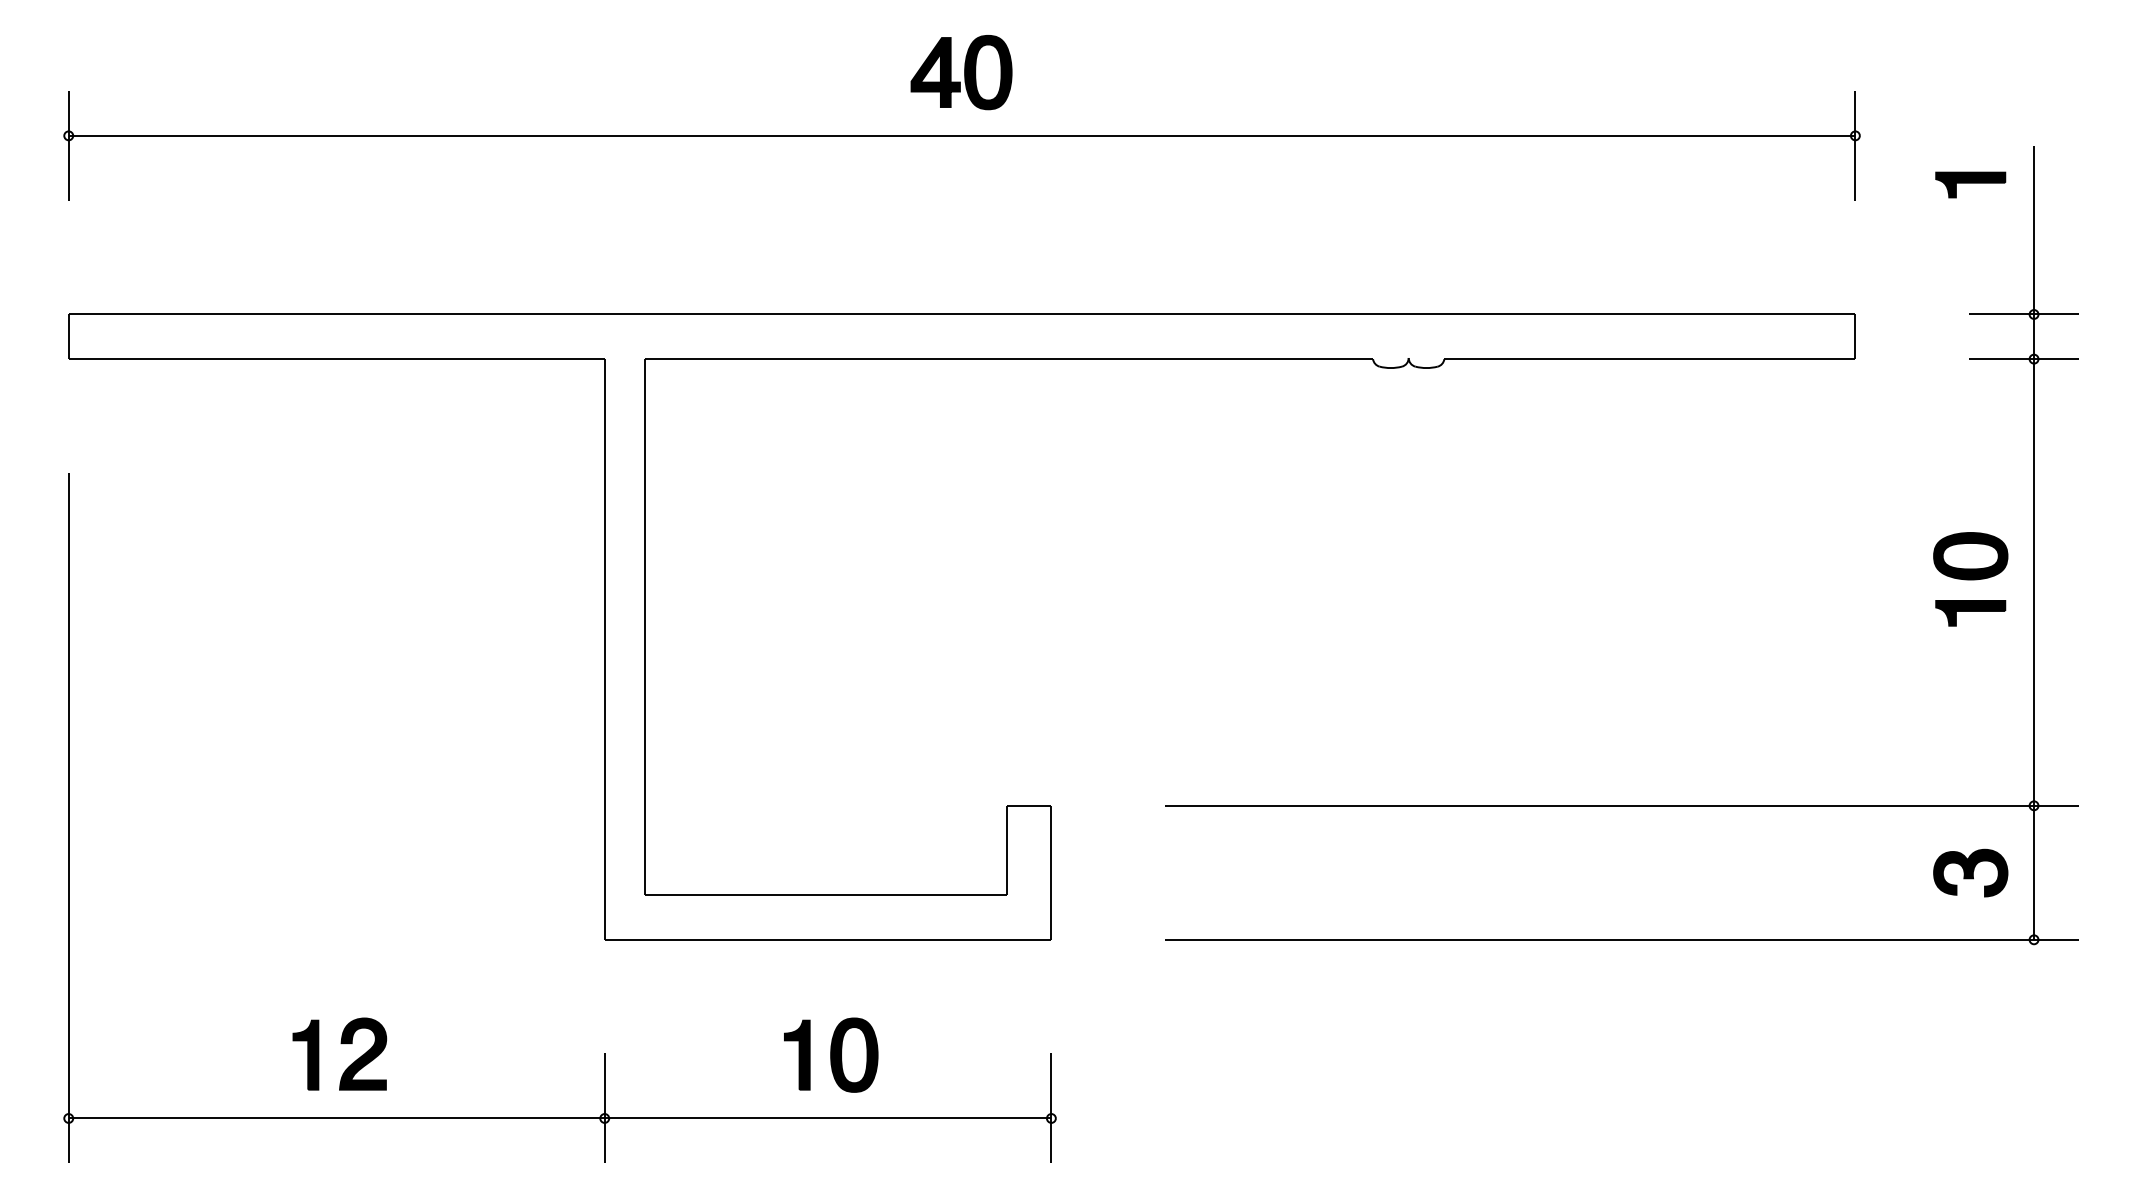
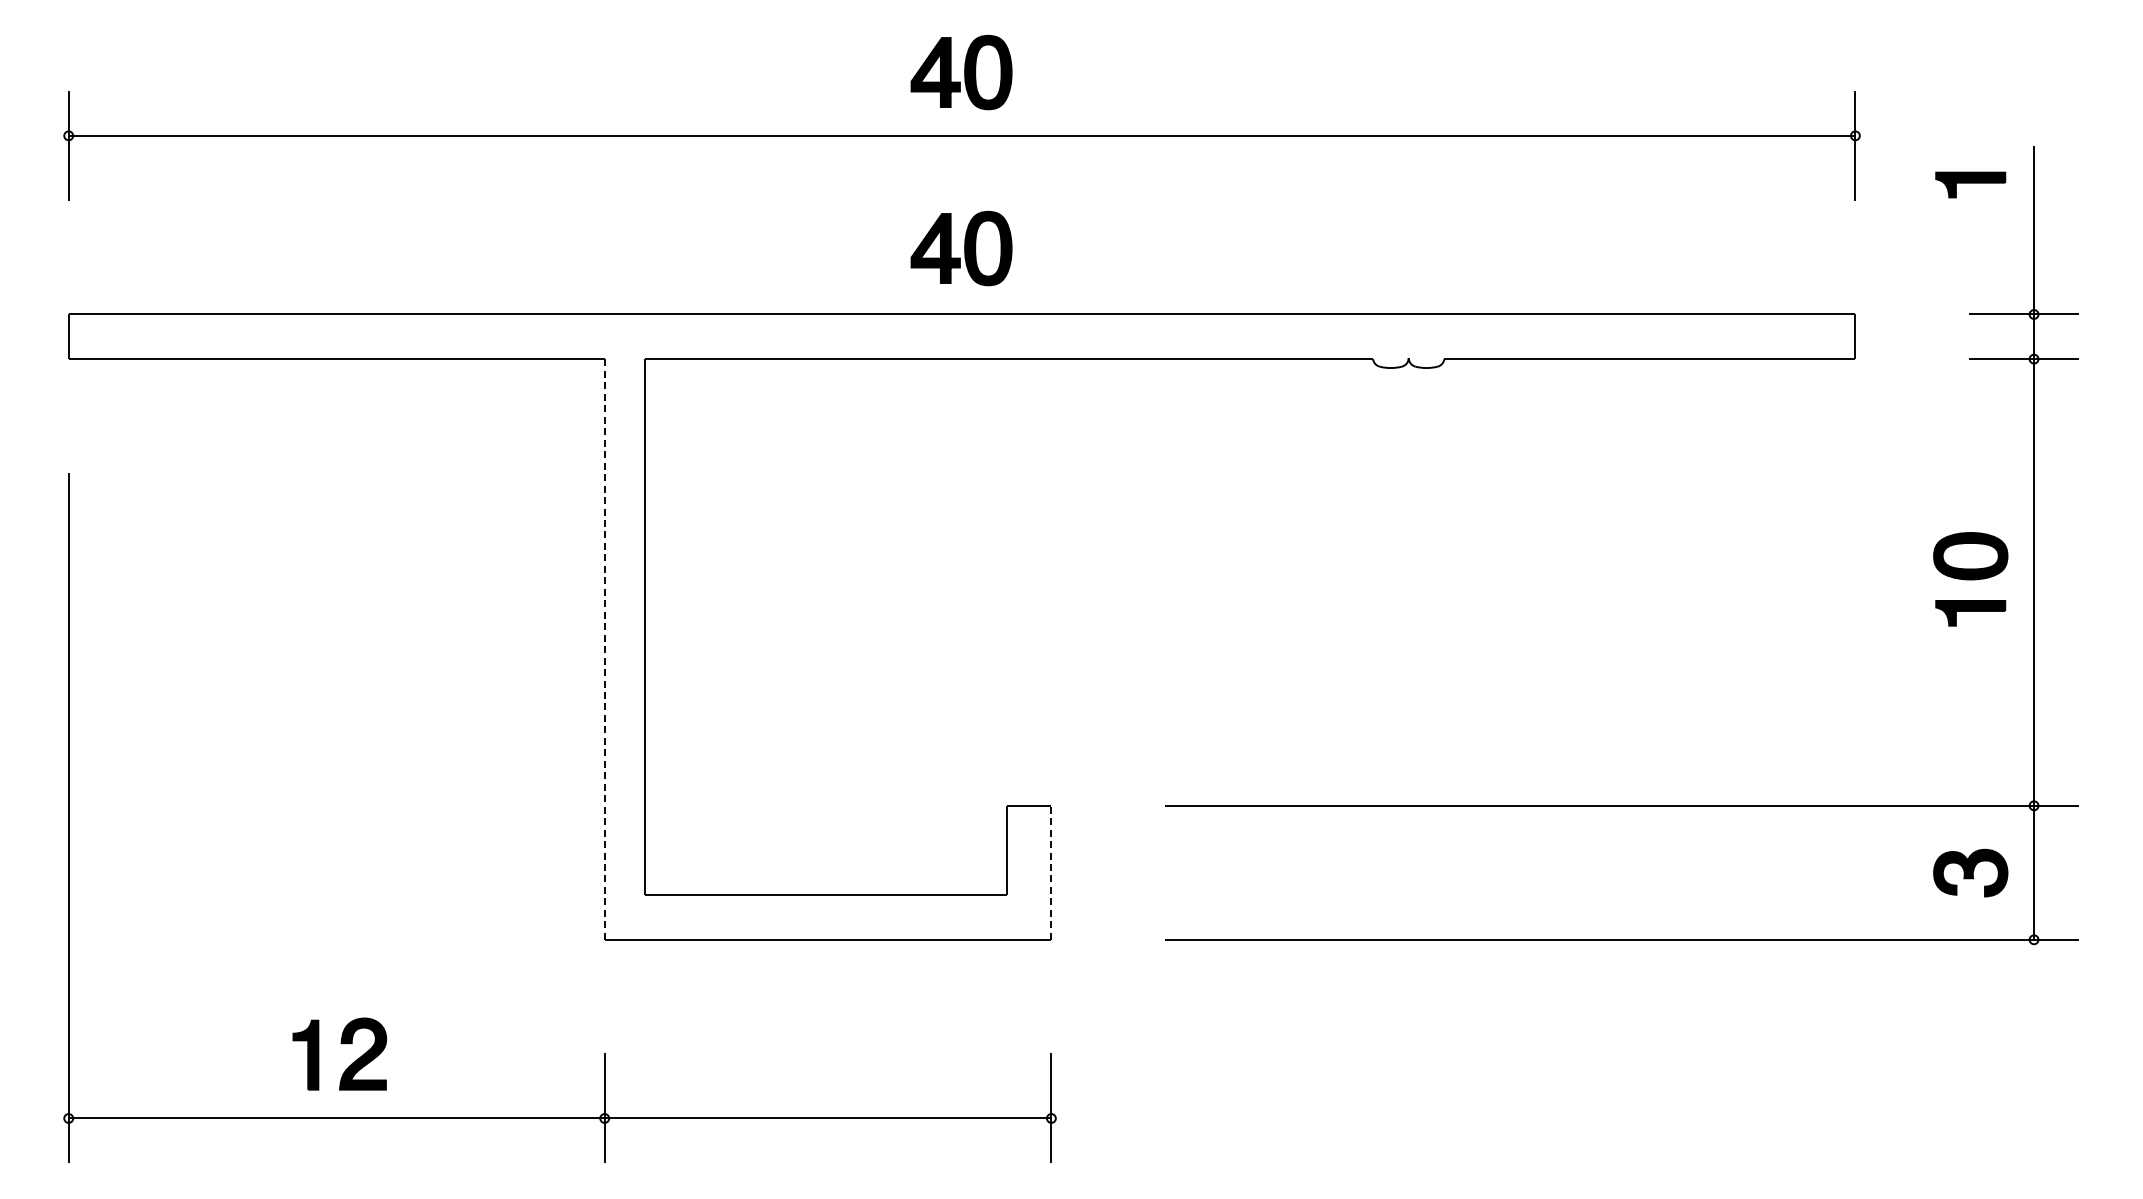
part: none -> present (961, 248)
line: solid -> dashed (604, 648)
line: solid -> dashed (1051, 872)
part: present -> none (831, 1054)
